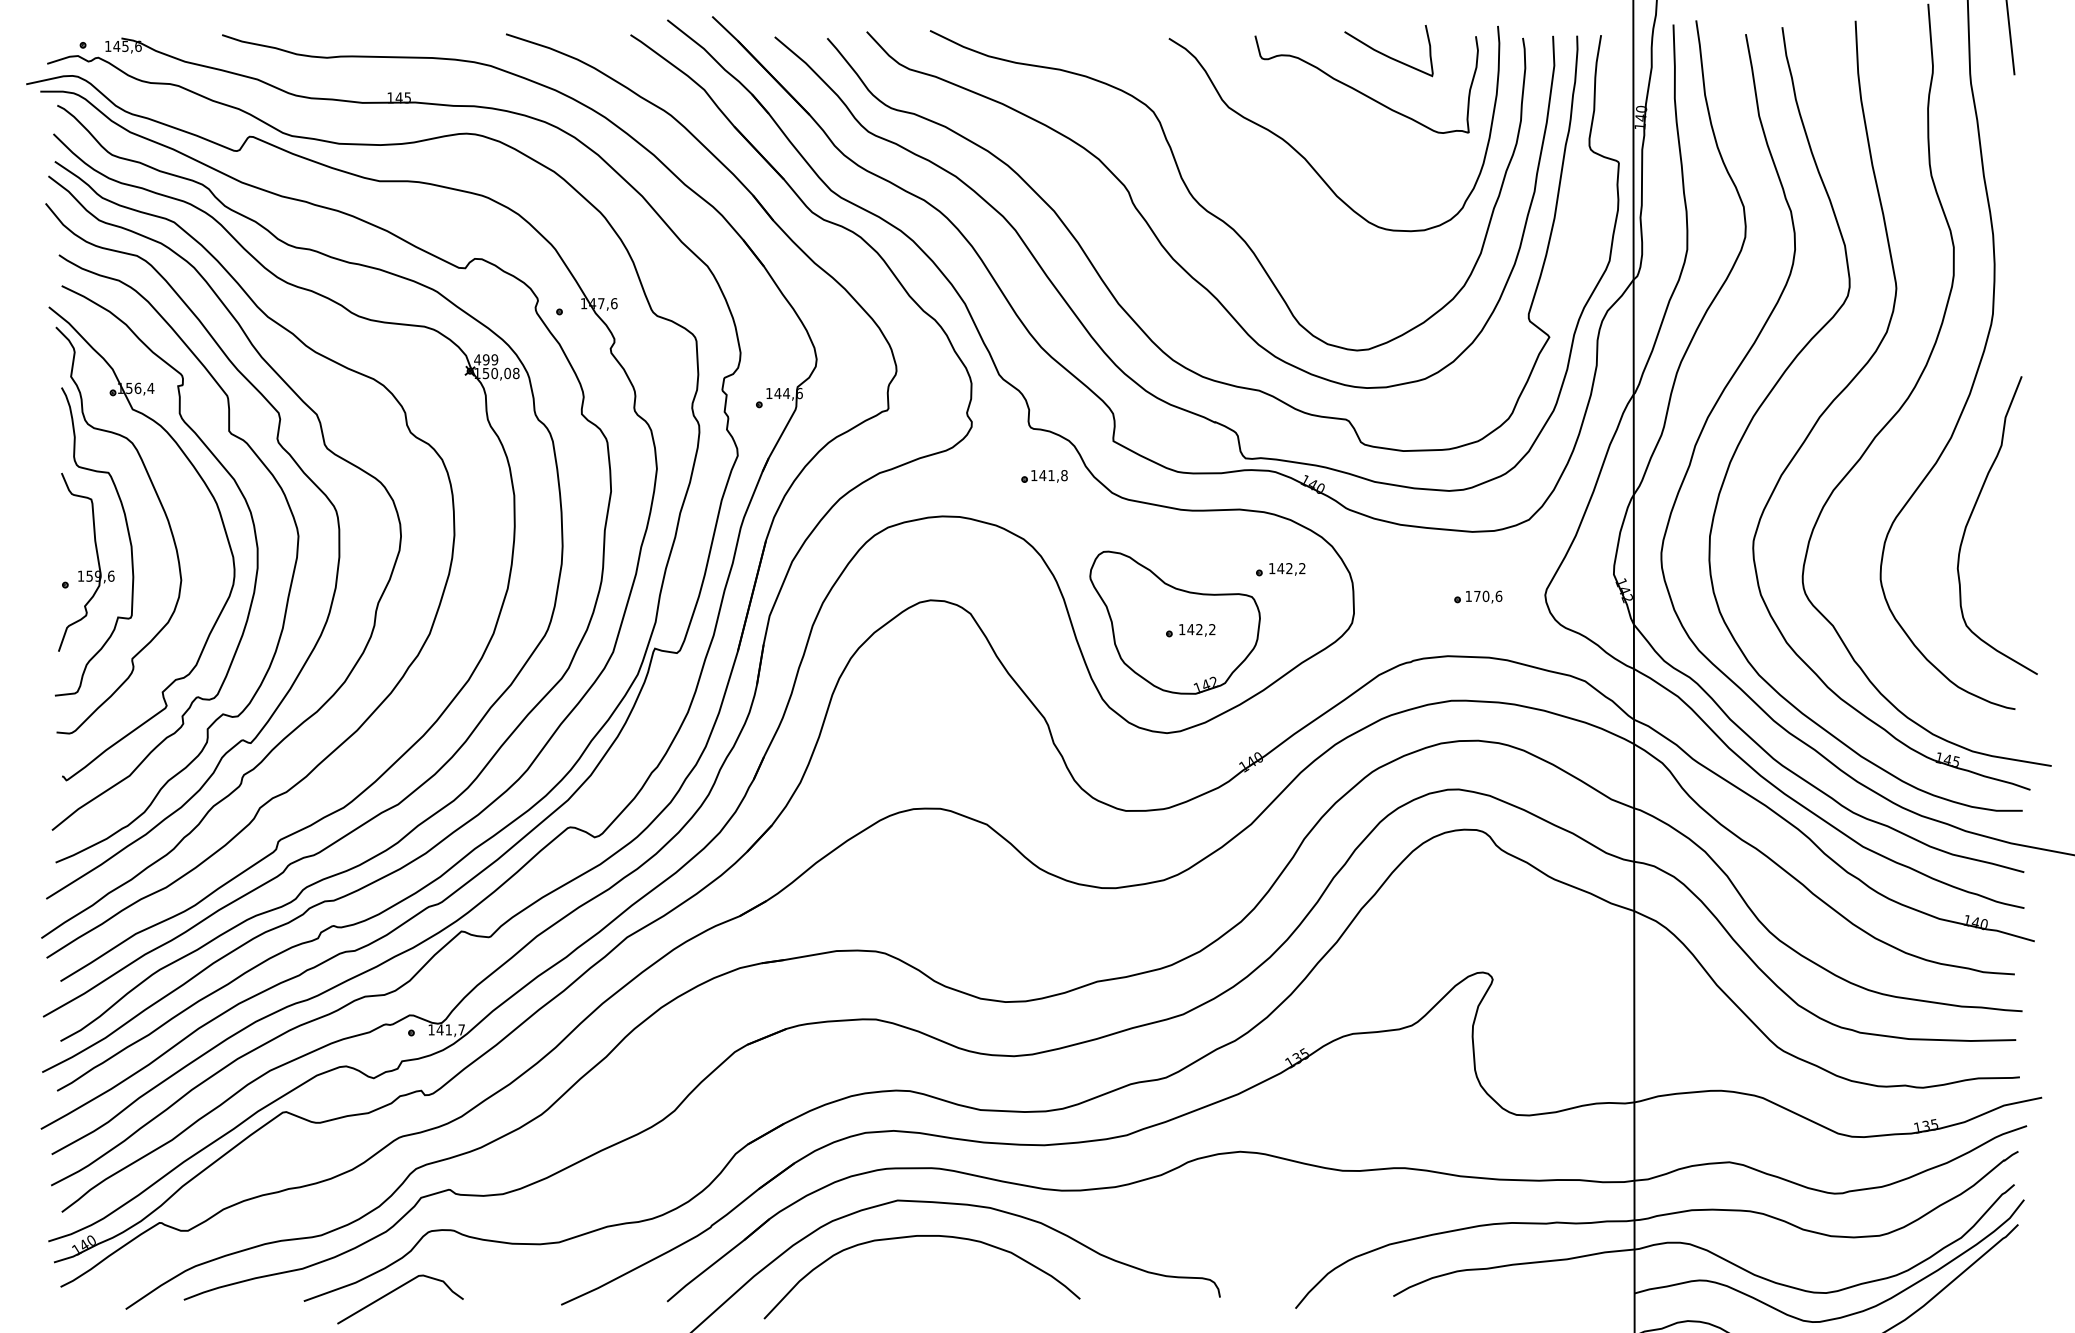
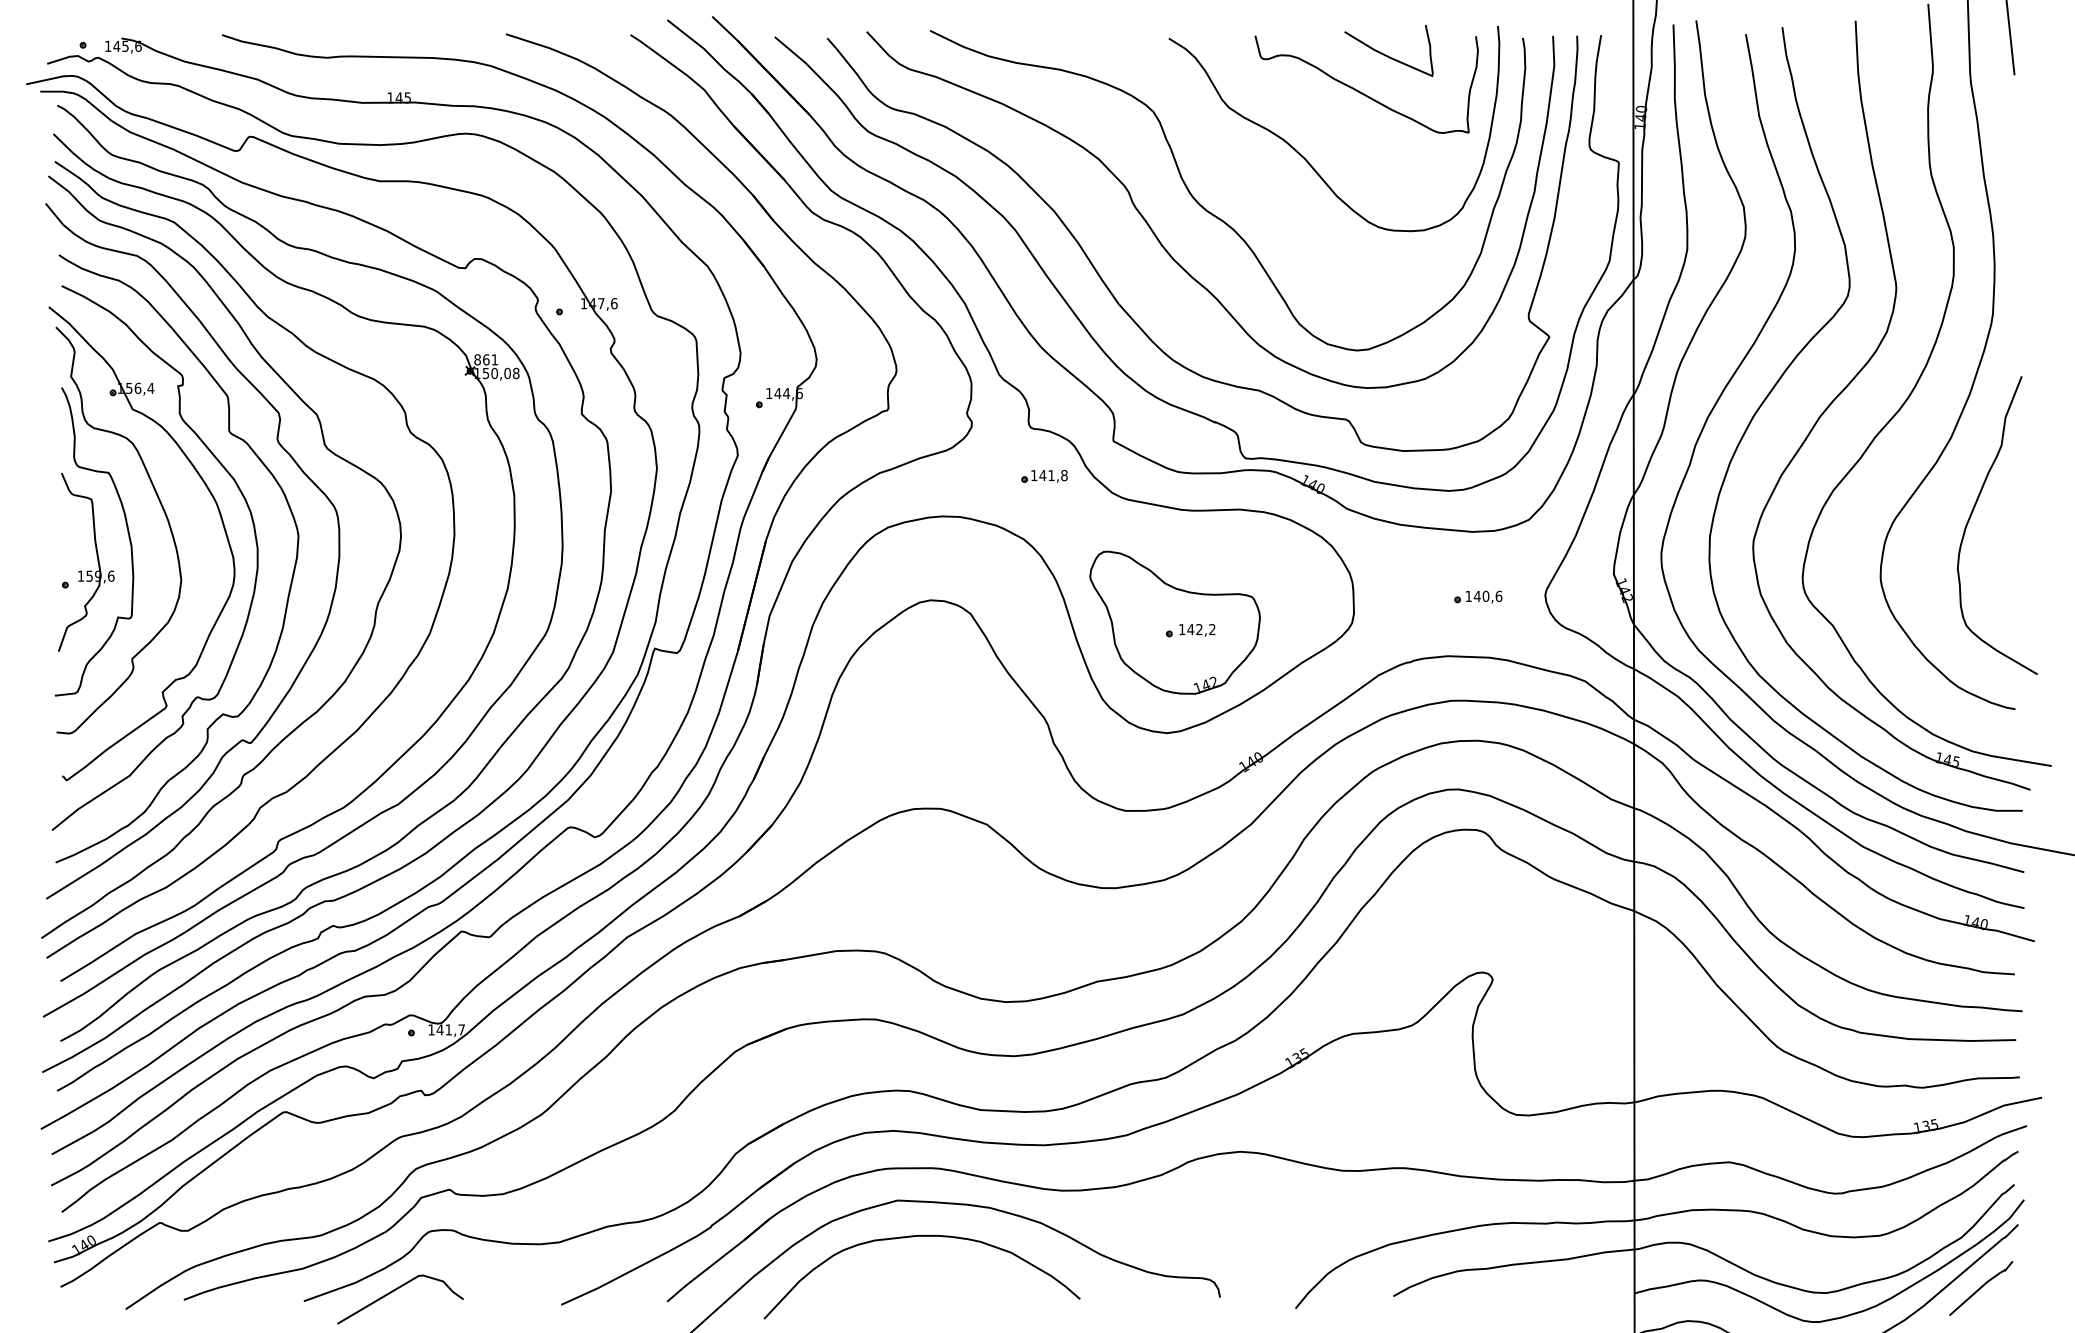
text: 499 -> 861 (486, 359)
part: present -> none (1280, 569)
text: 170,6 -> 140,6 (1476, 596)
curve: none -> present (1981, 1288)
